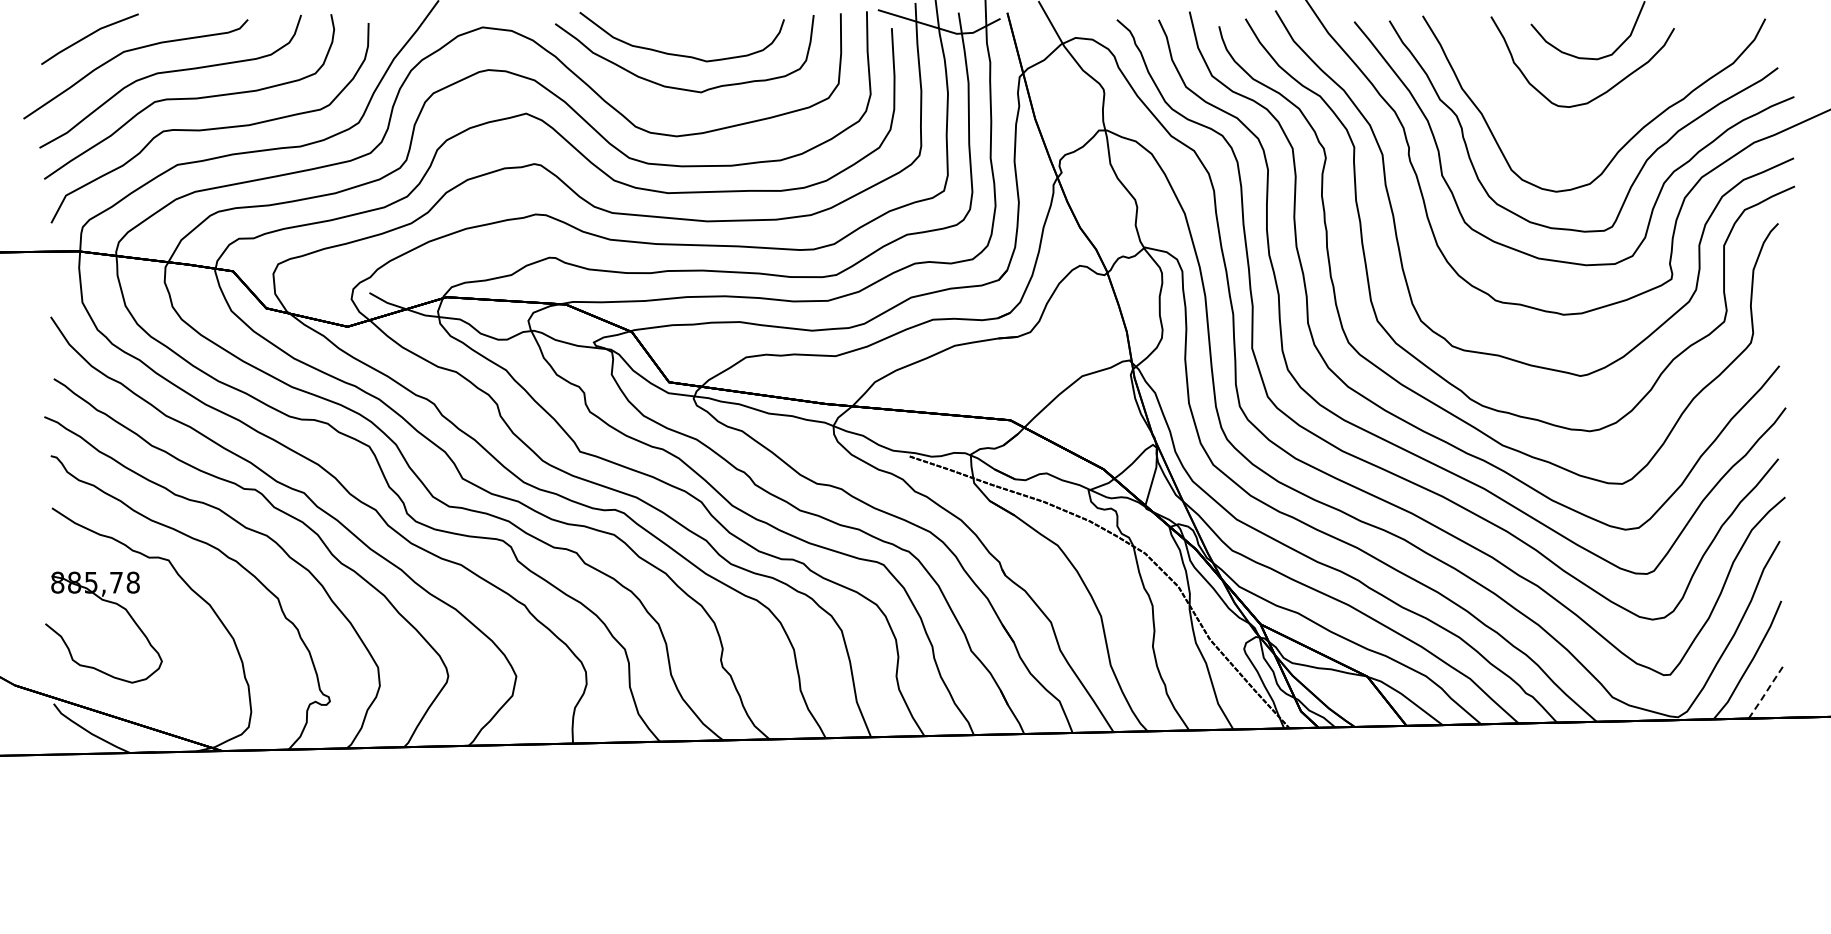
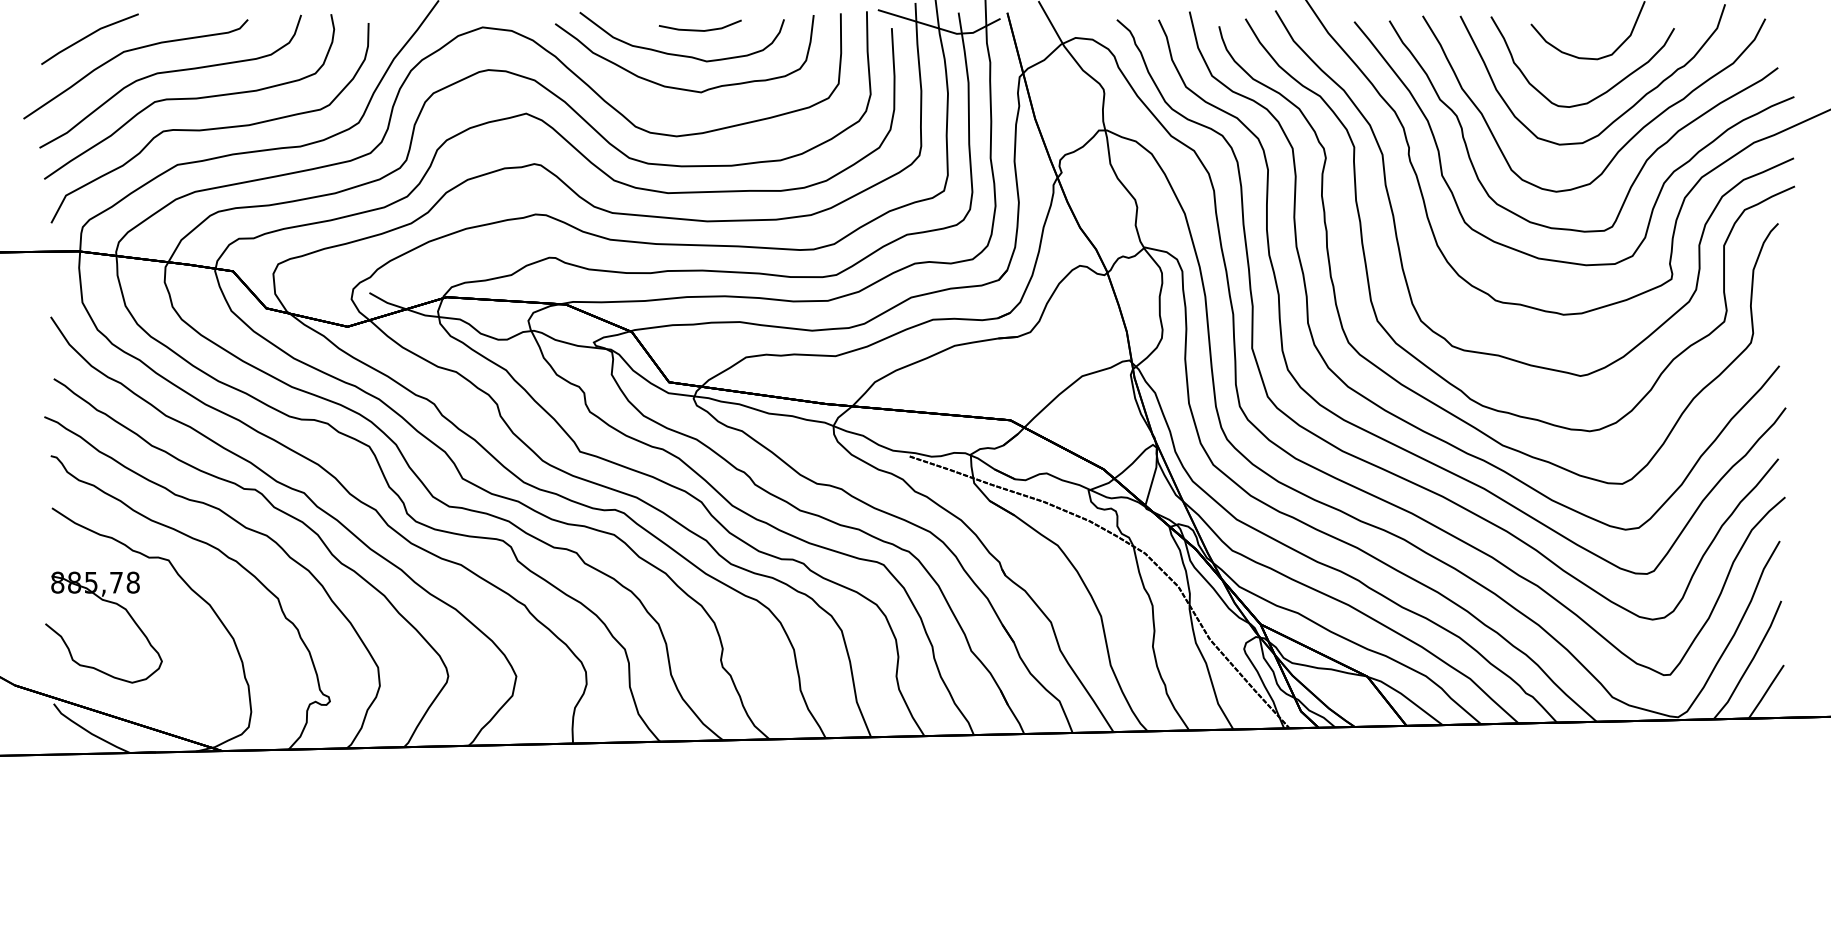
line: none -> present (699, 29)
curve: none -> present (1623, 112)
line: dashed -> solid (1766, 691)
